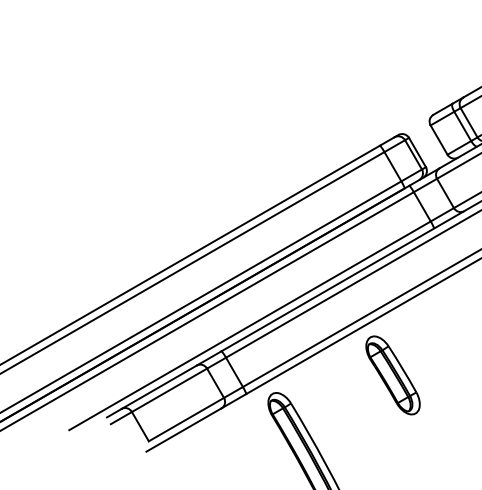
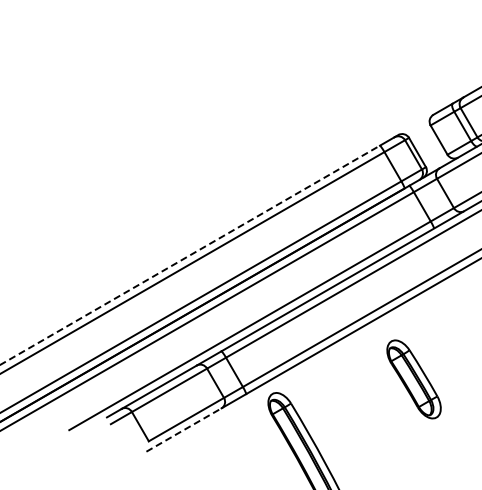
line: solid -> dashed (190, 255)
part position: (392, 375) -> (413, 379) (413, 379)
line: solid -> dashed (184, 429)
